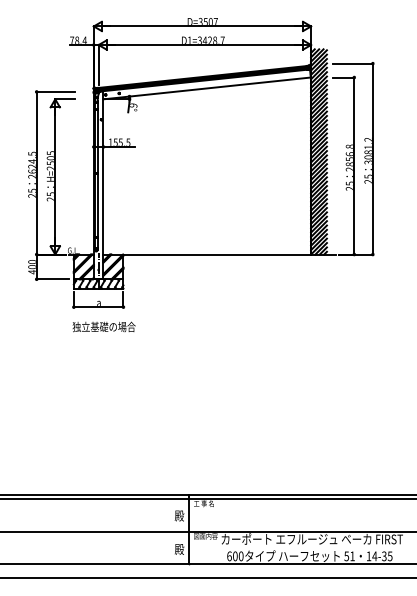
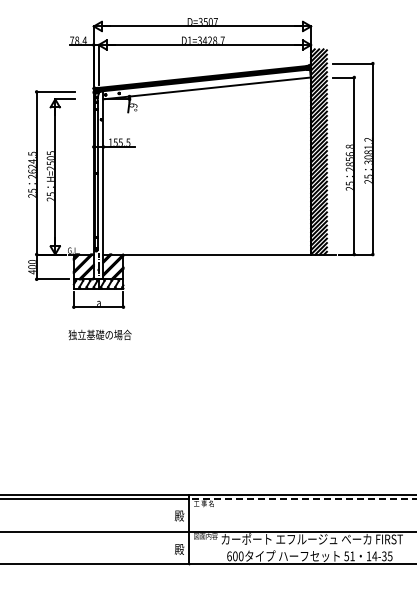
text position: (103, 326) -> (99, 334) (99, 334)
line: solid -> dashed (302, 499)
line: present -> none (207, 578)
